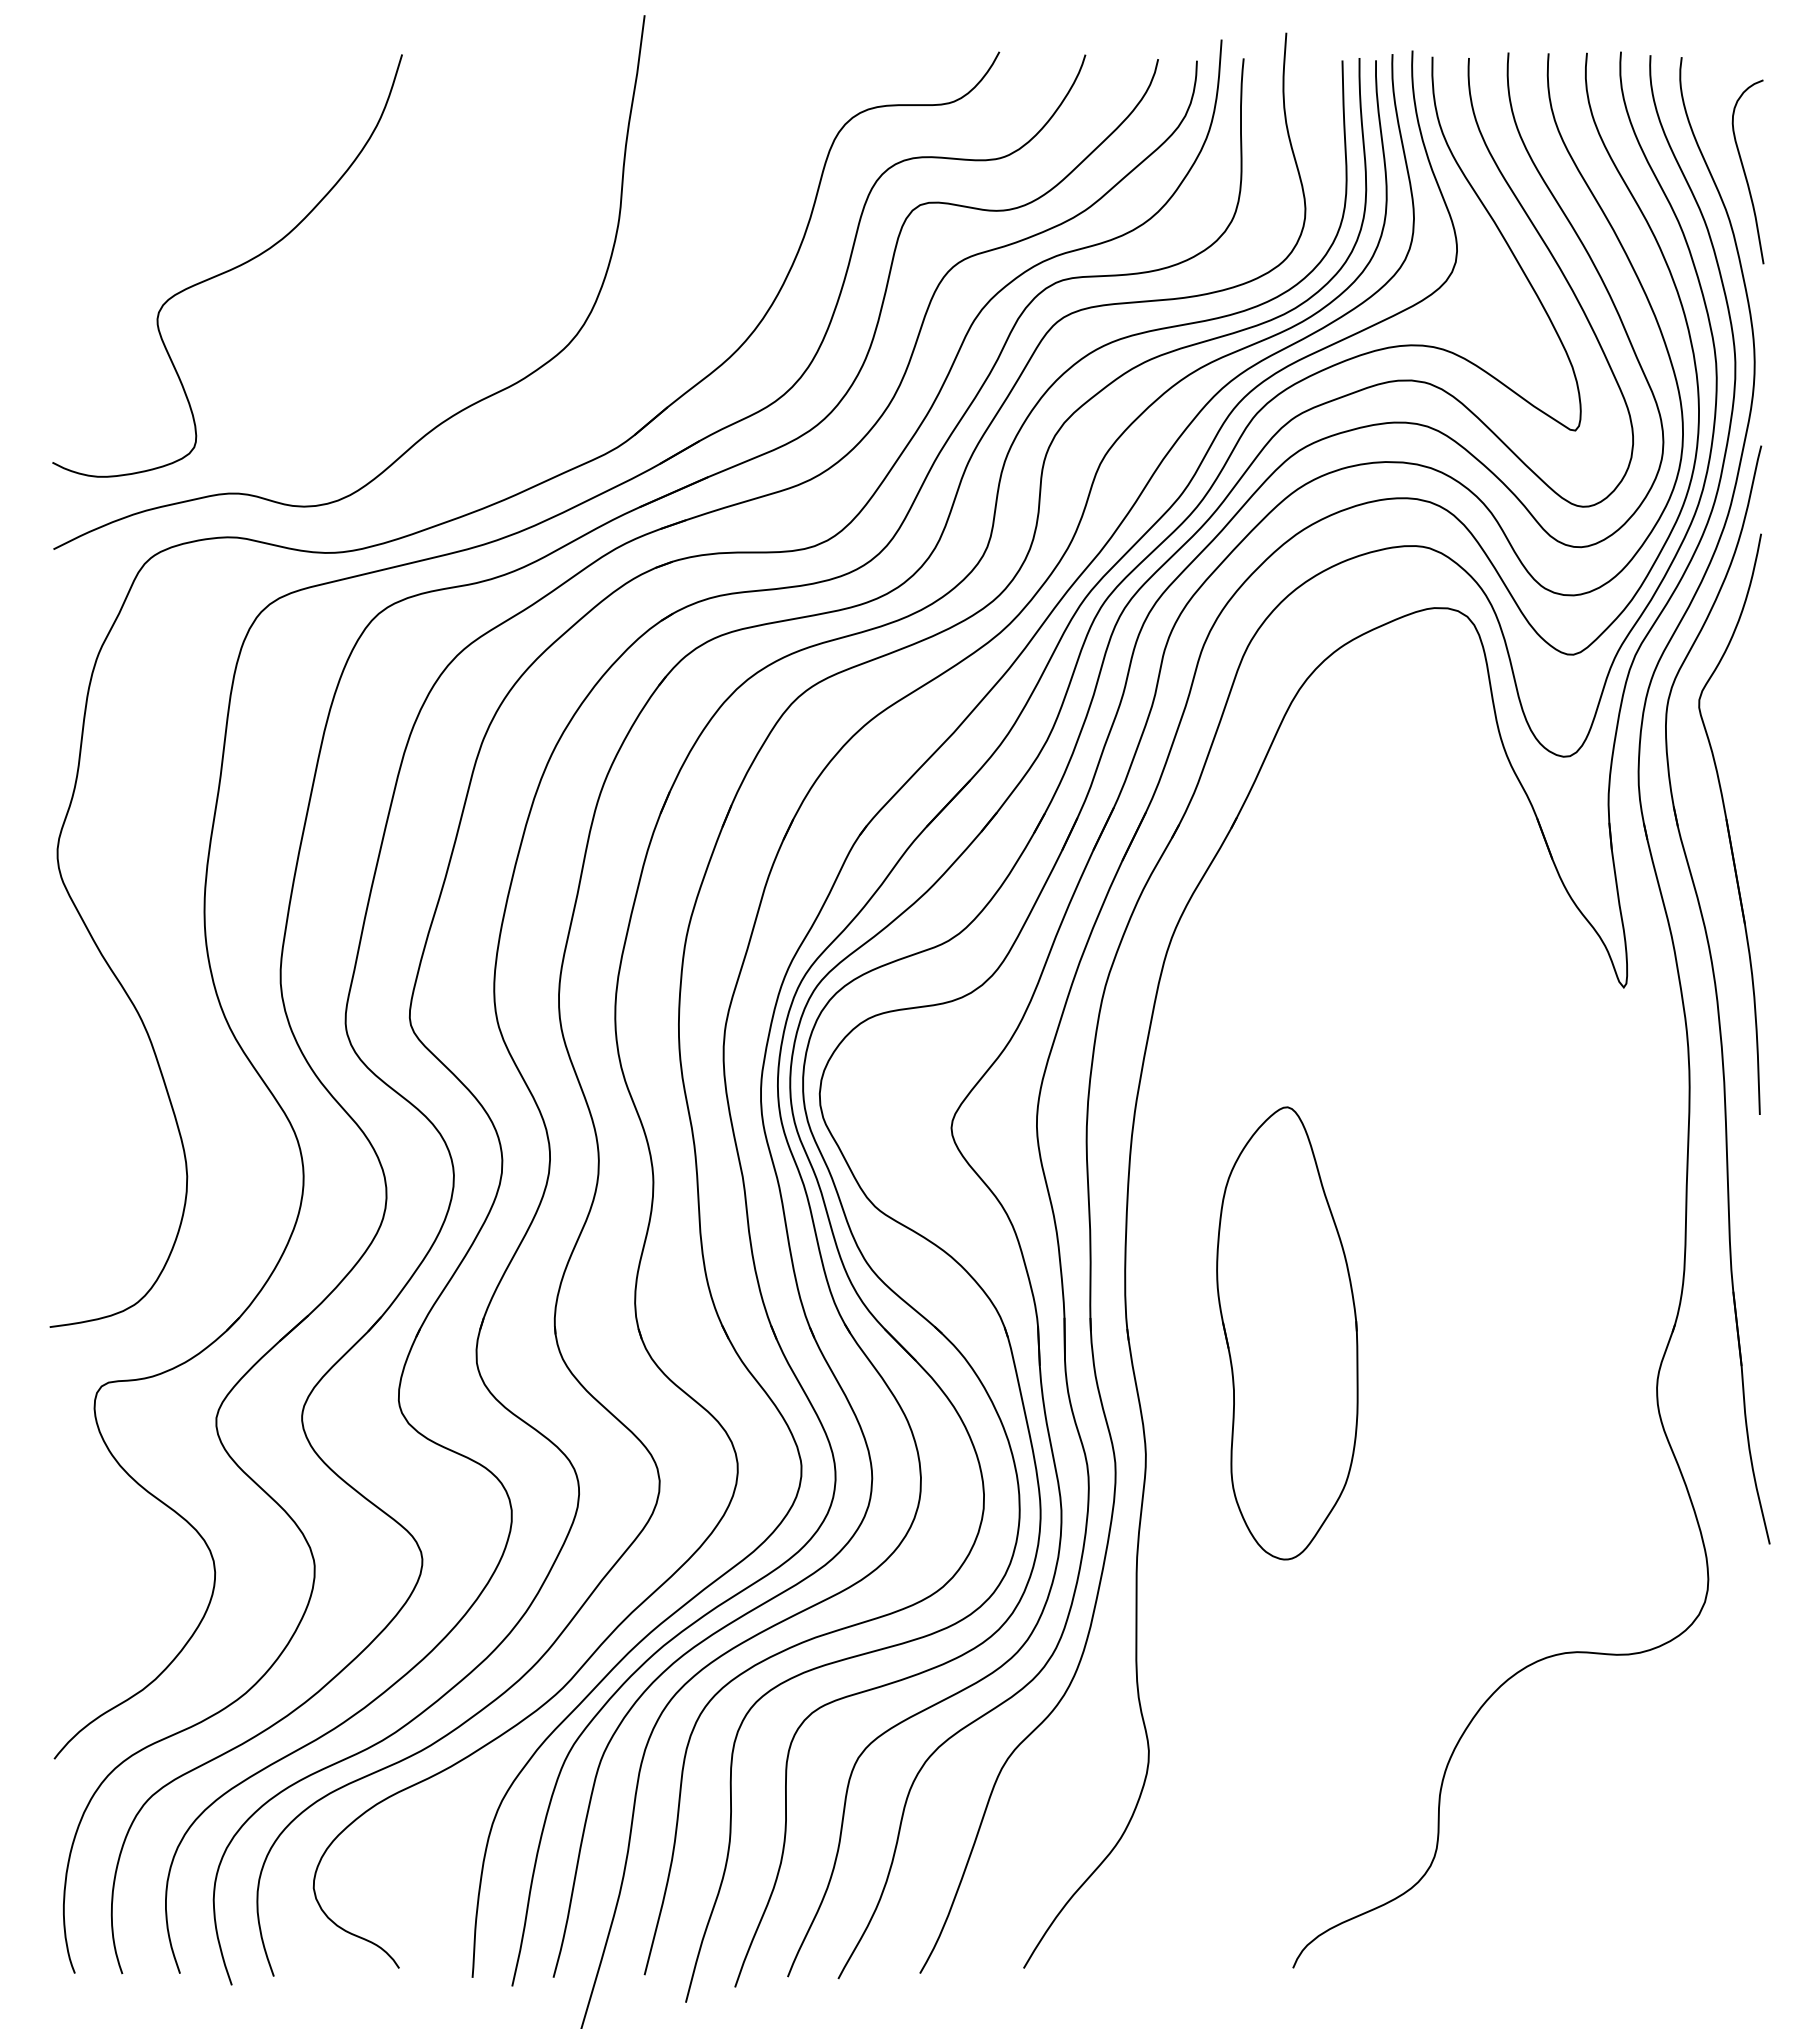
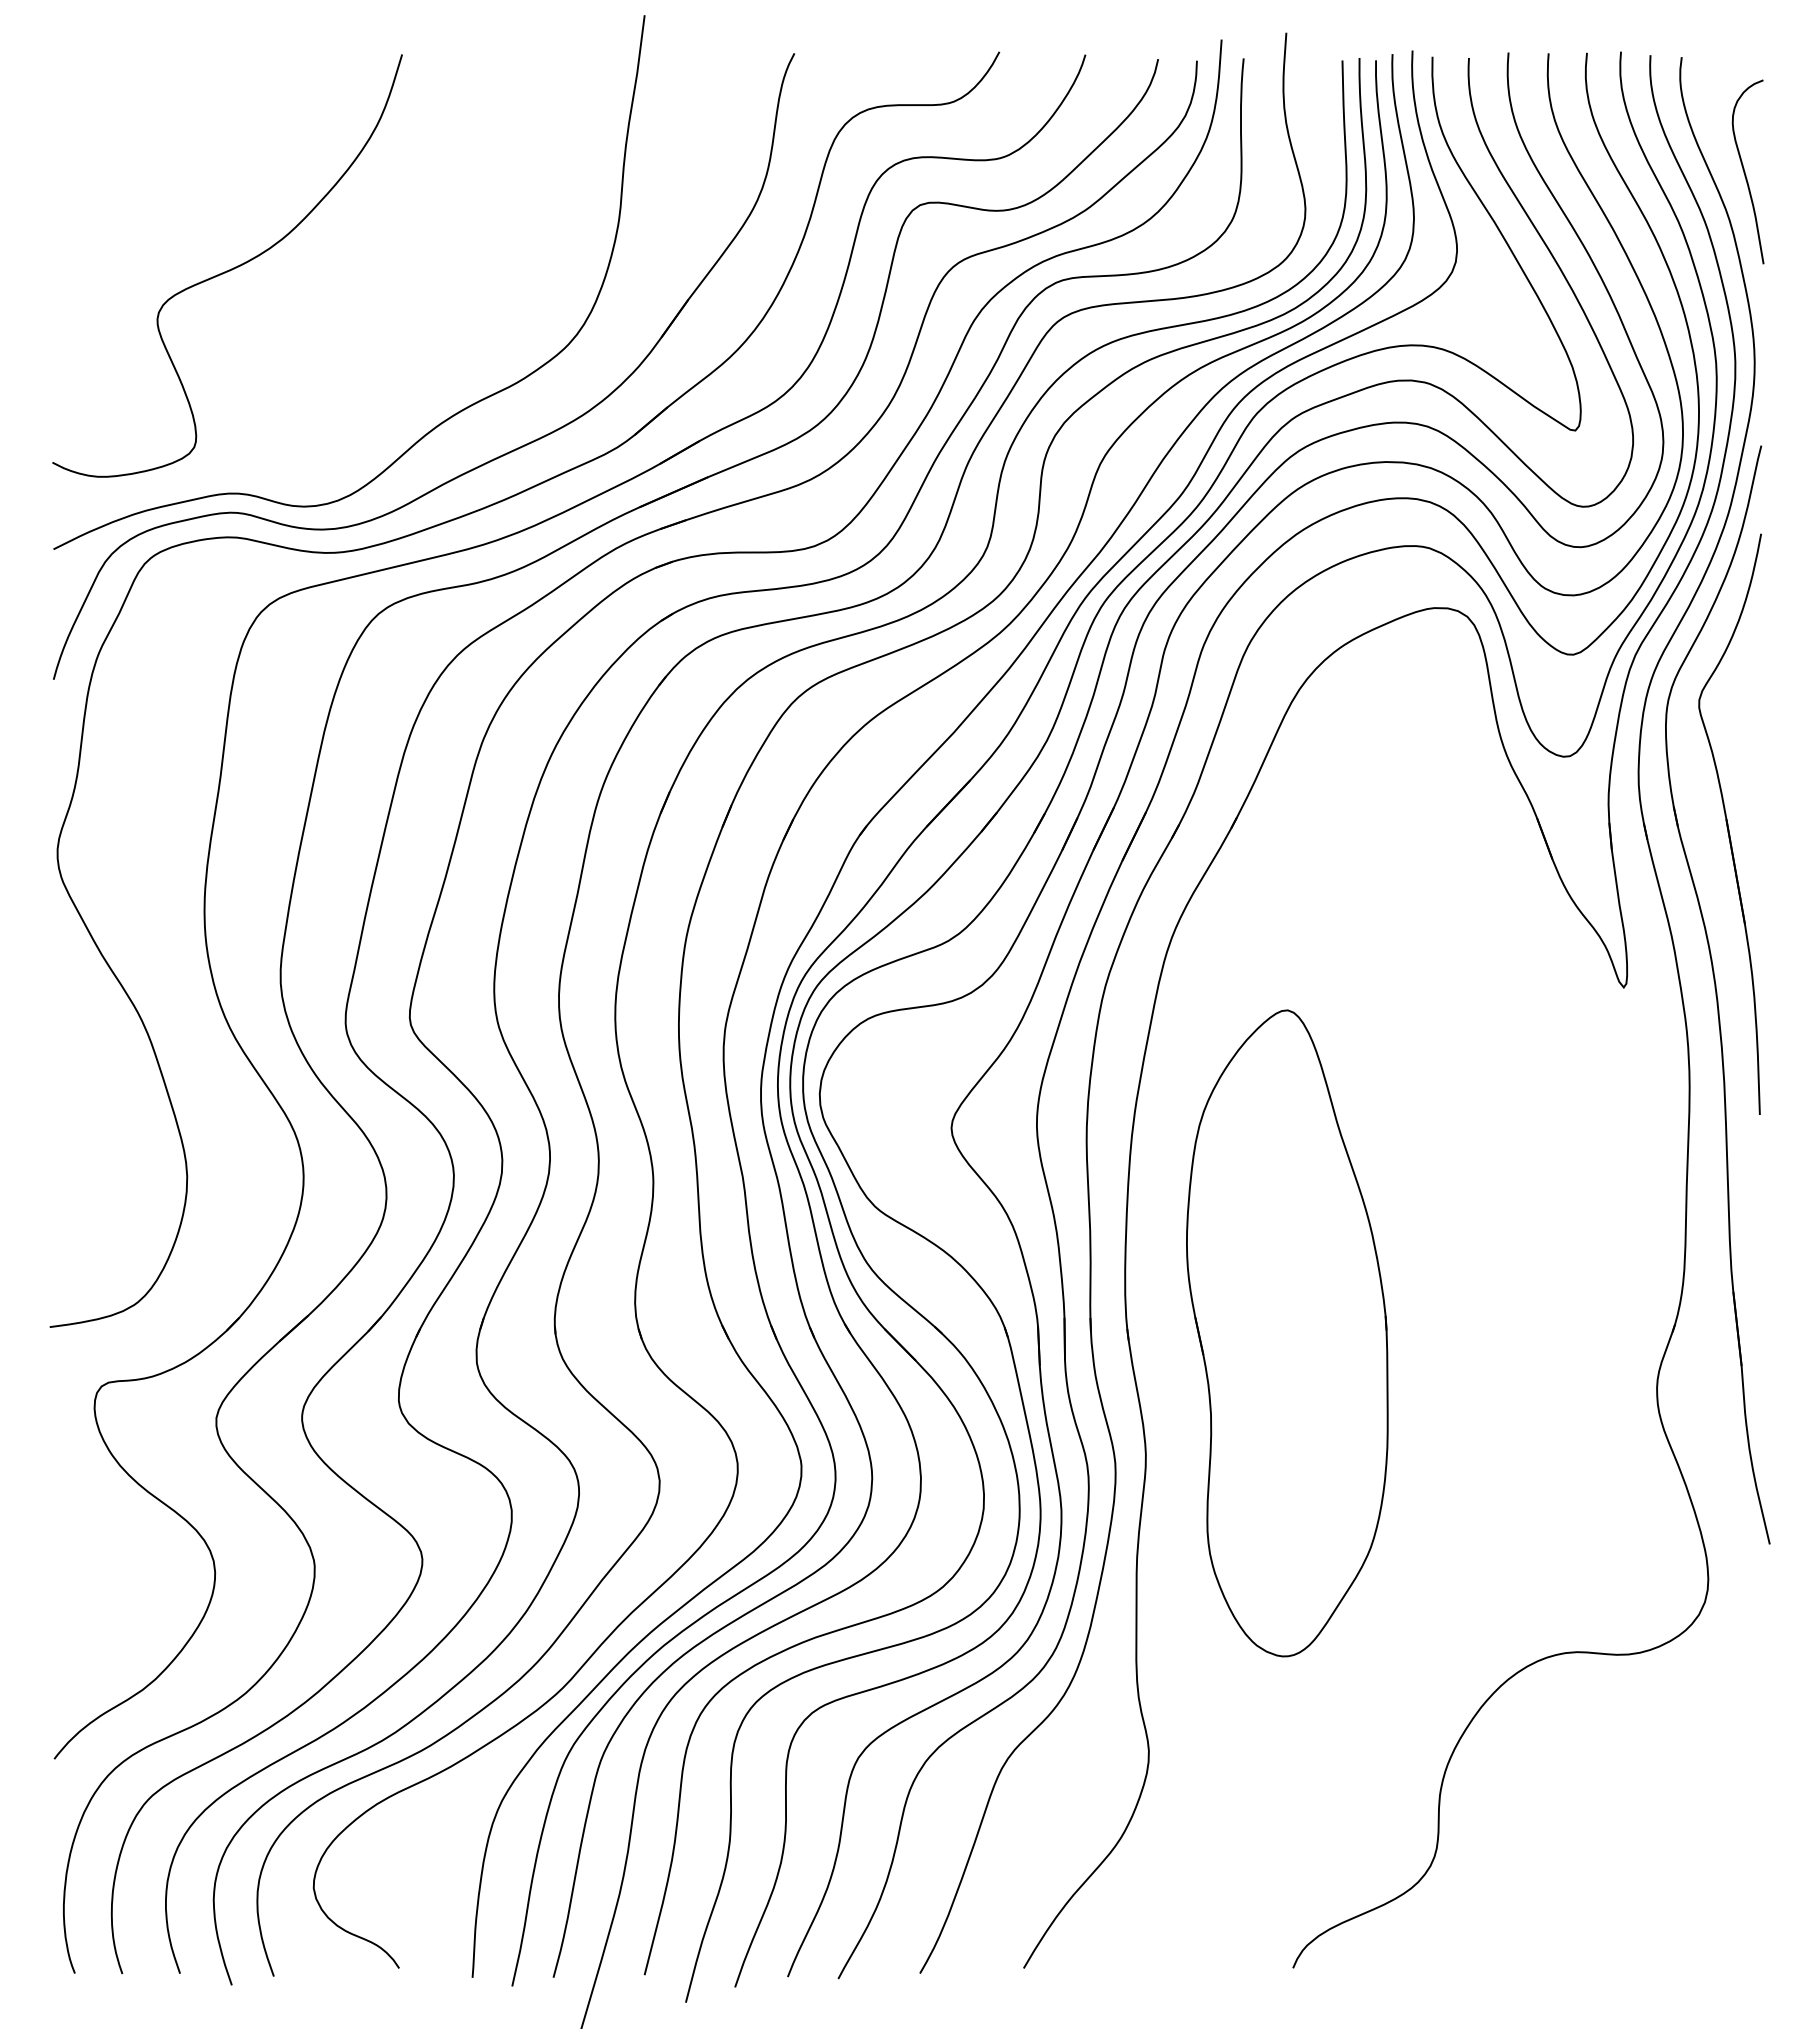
part: none -> present (474, 467)
part size: 143x455 px -> 203x649 px (1287, 1333)
